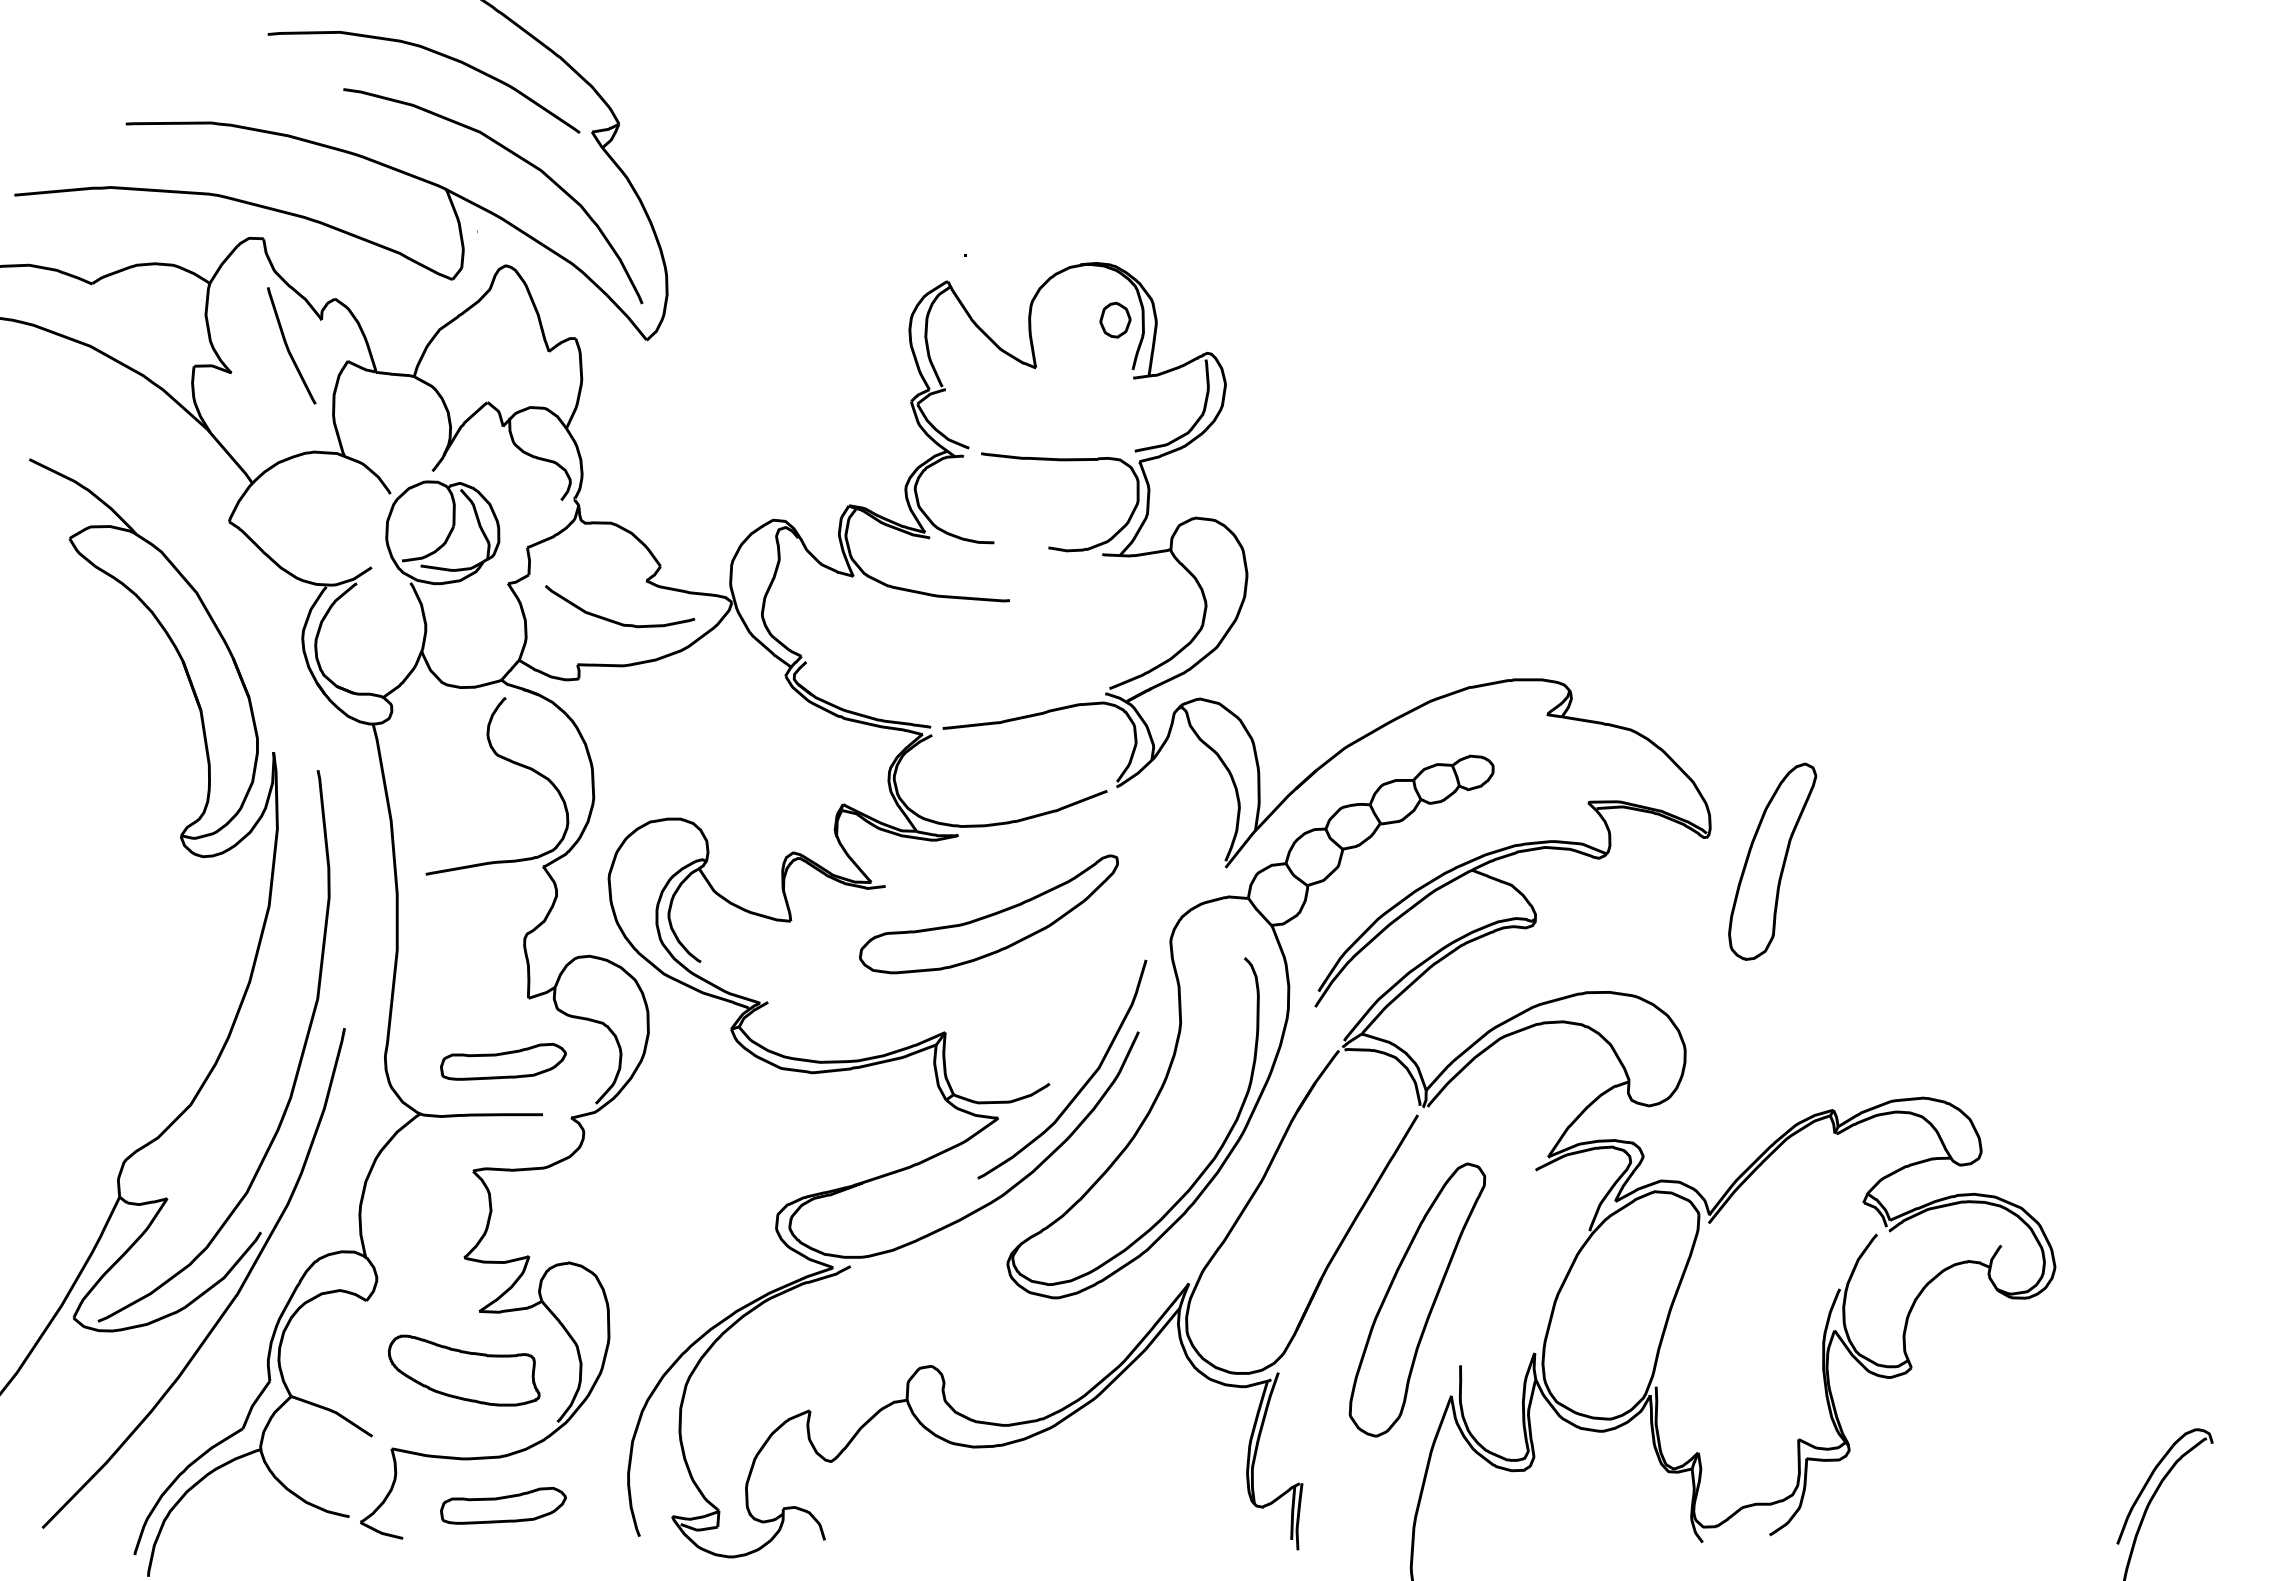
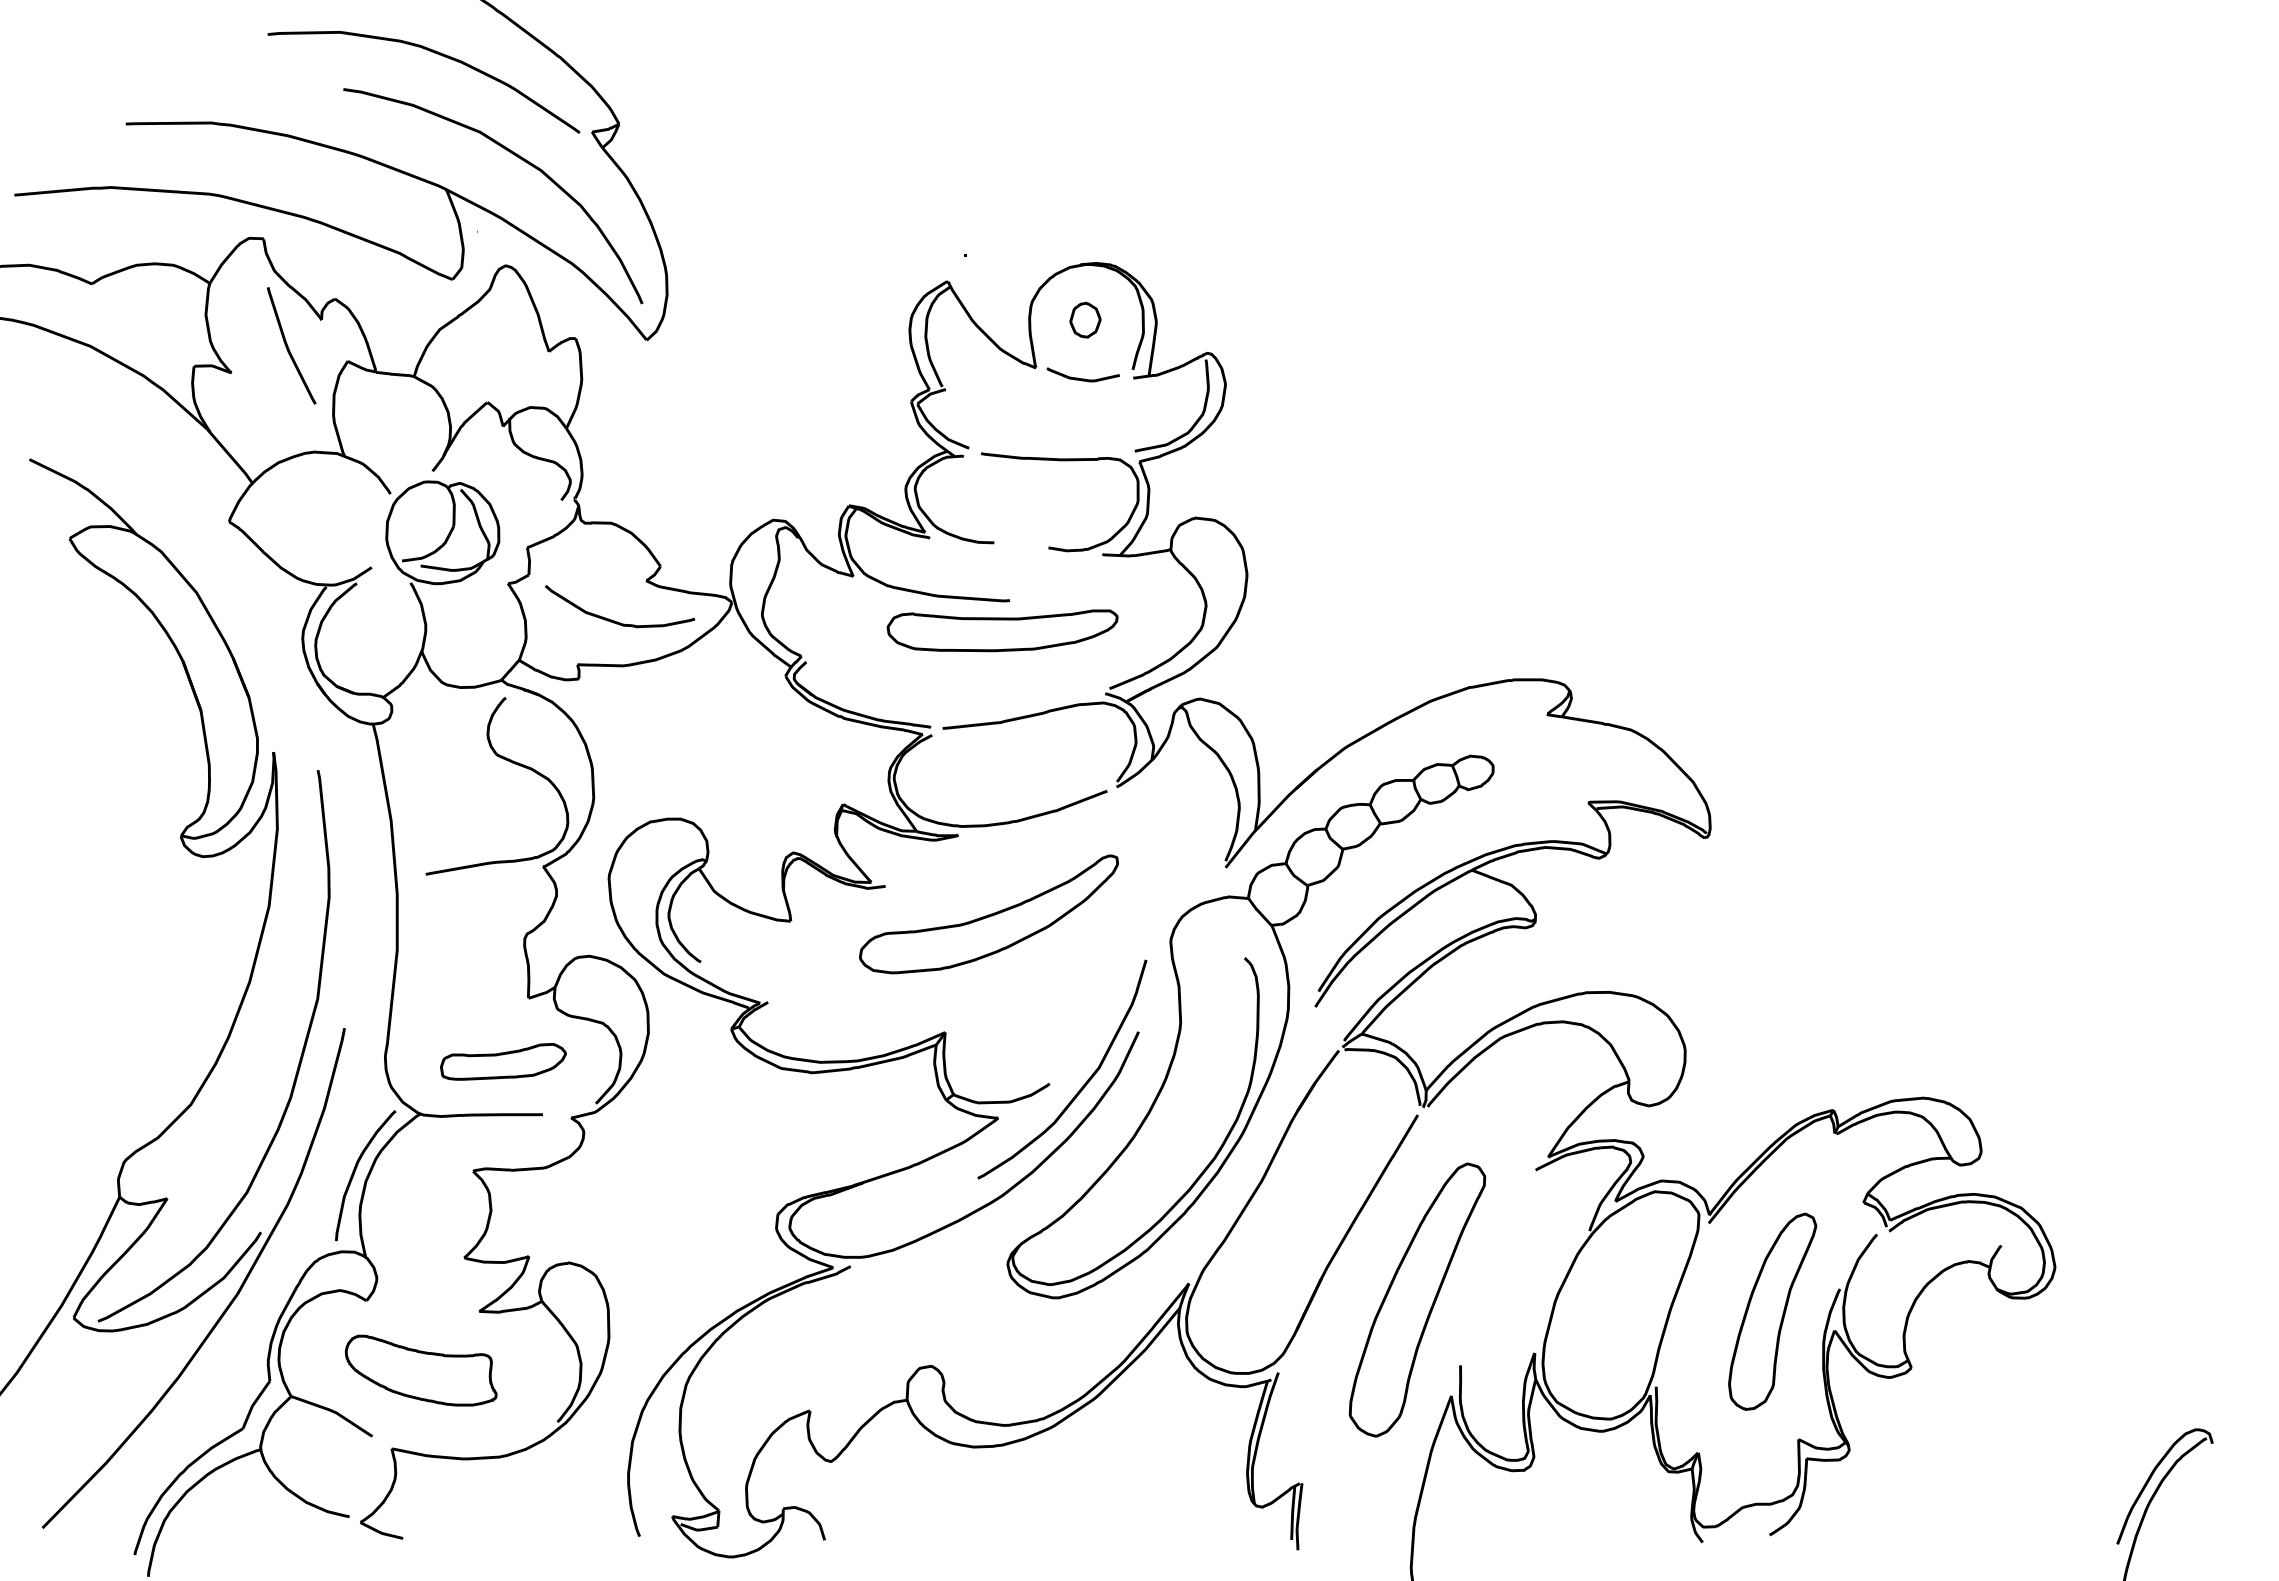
part position: (1115, 319) -> (1085, 319) (1085, 319)
curve: none -> present (1082, 378)
part: none -> present (1002, 630)
part position: (1772, 861) -> (1772, 1311) (1772, 1311)
curve: none -> present (355, 1172)
part position: (463, 1370) -> (420, 1370) (420, 1370)
part: present -> none (503, 1505)
